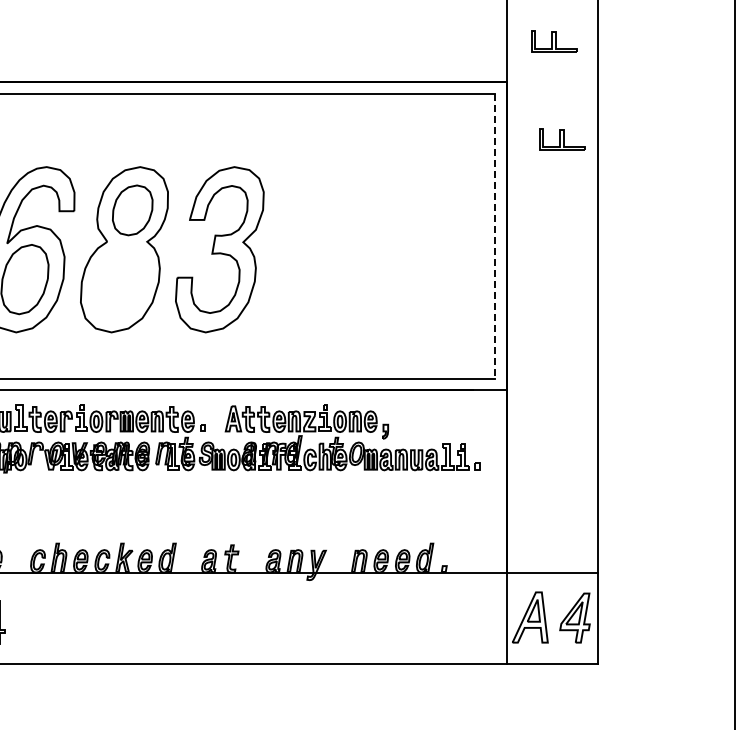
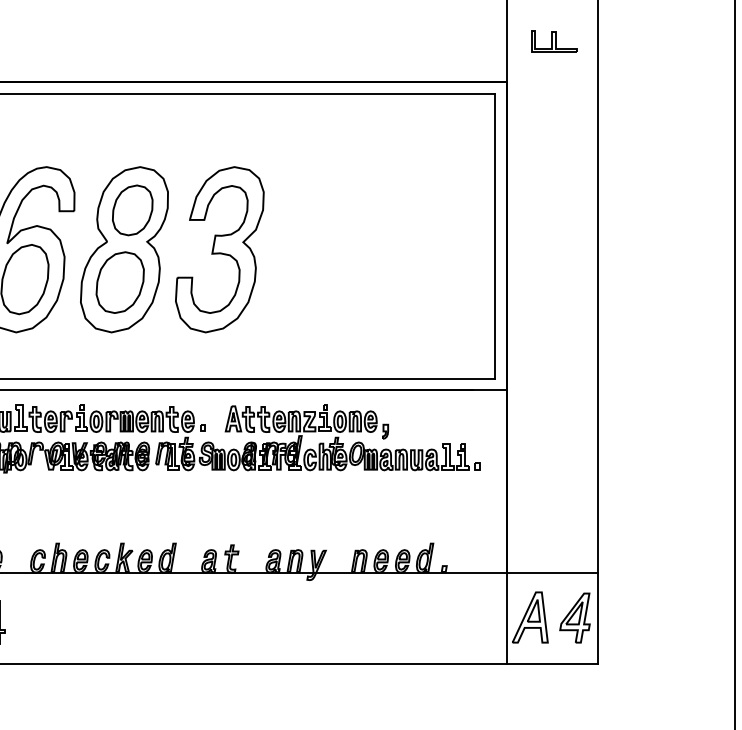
part: present -> none (562, 139)
line: dashed -> solid (495, 236)
part: none -> present (119, 282)
